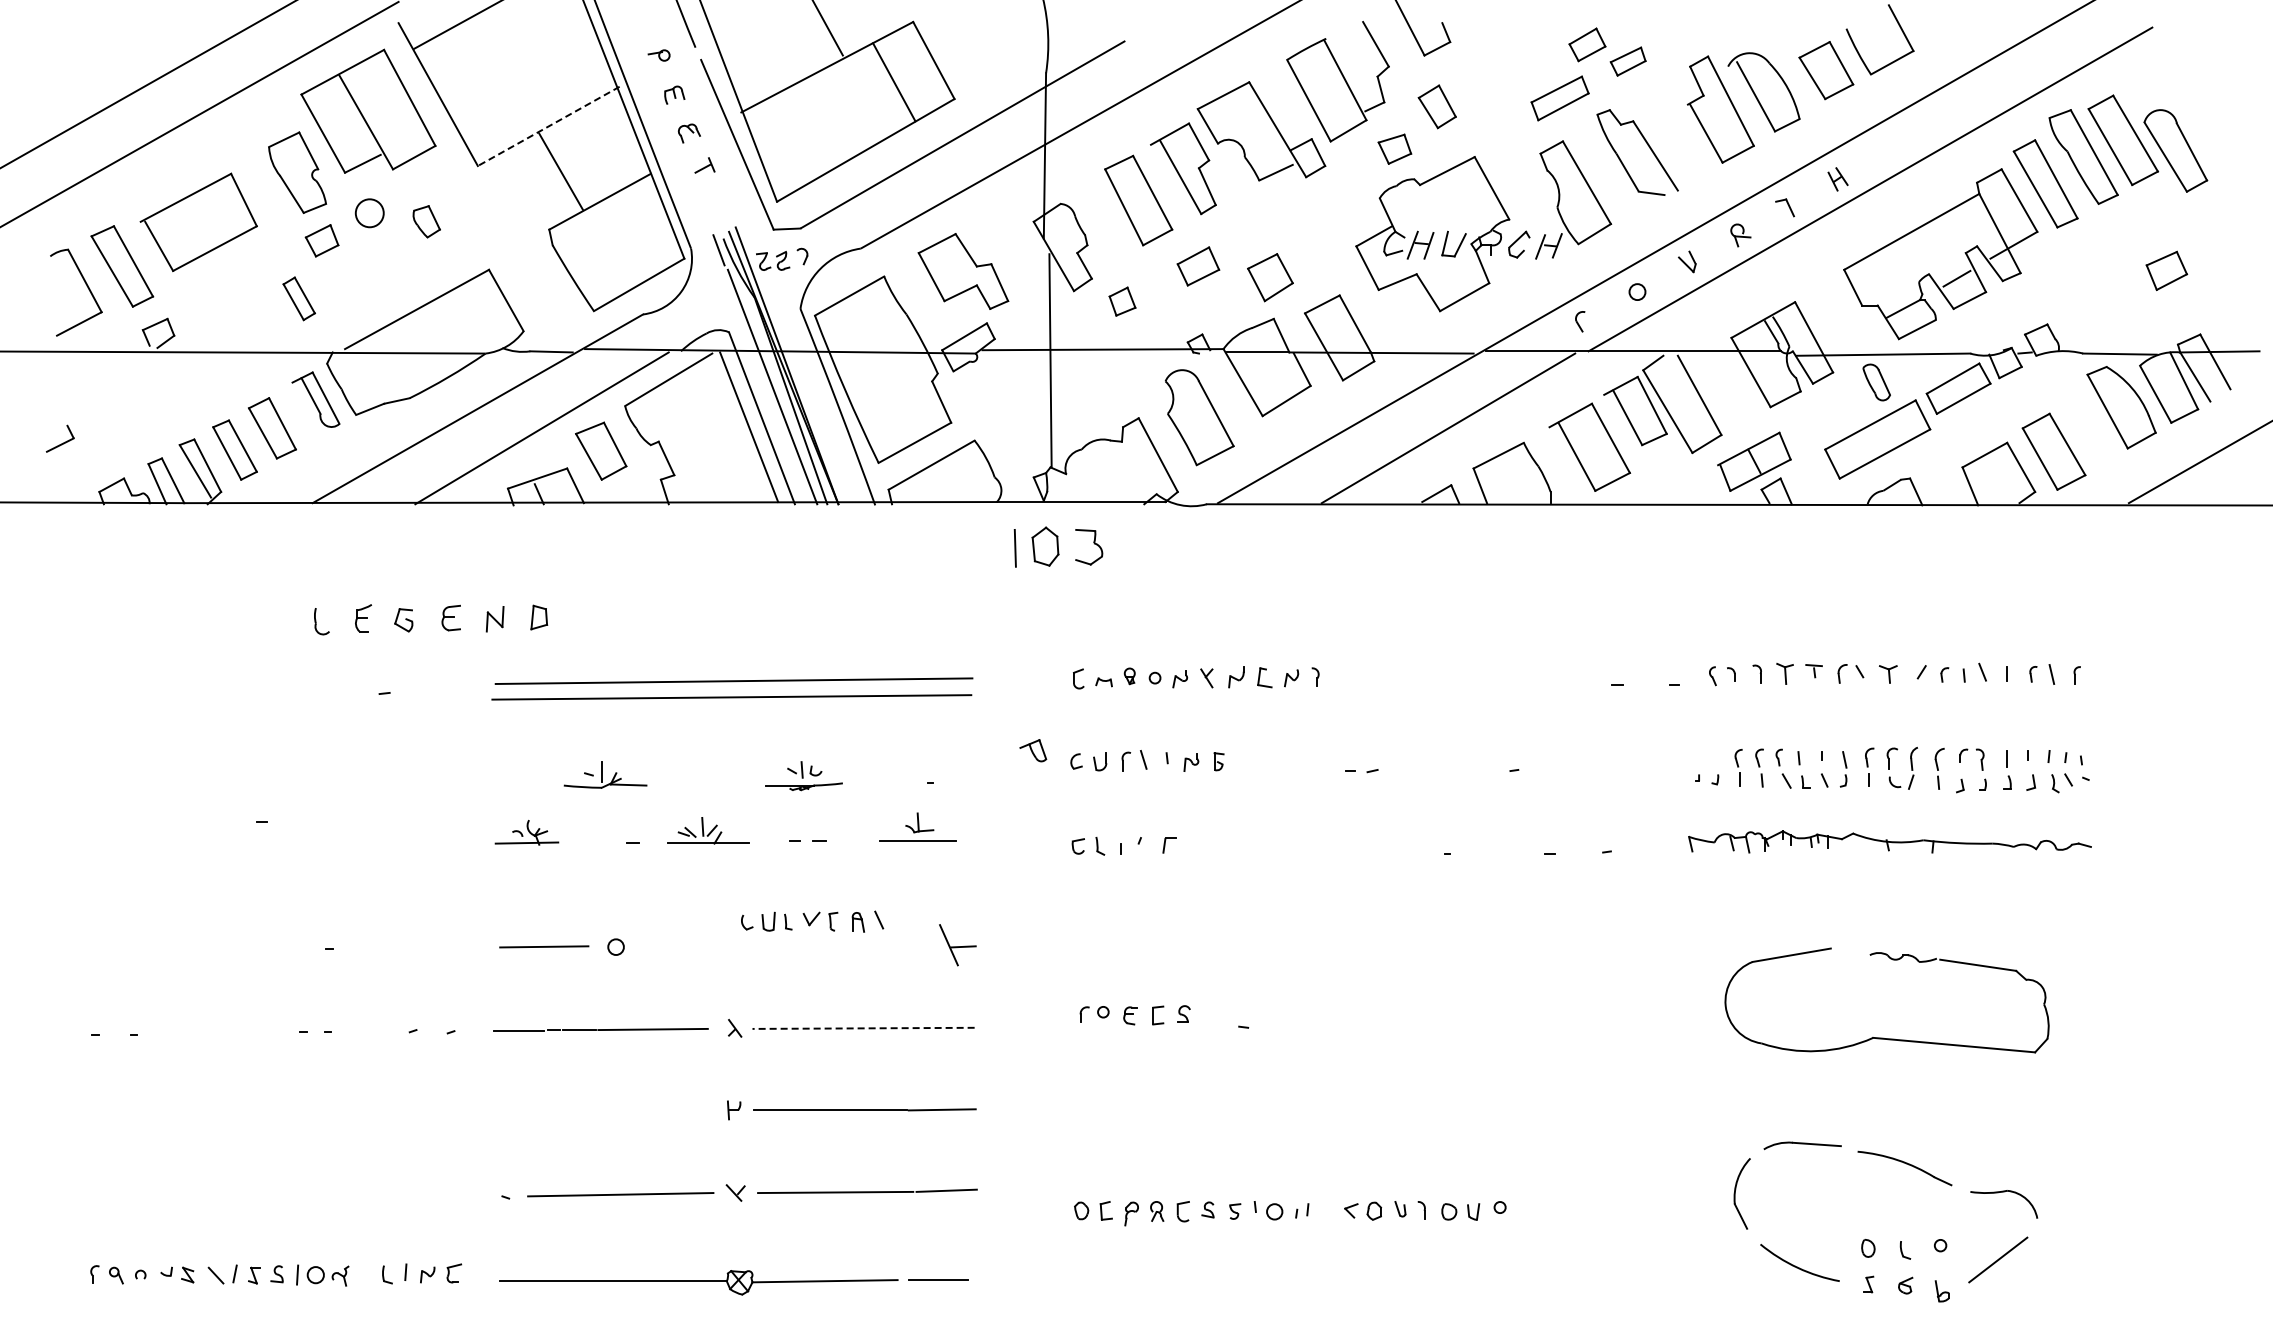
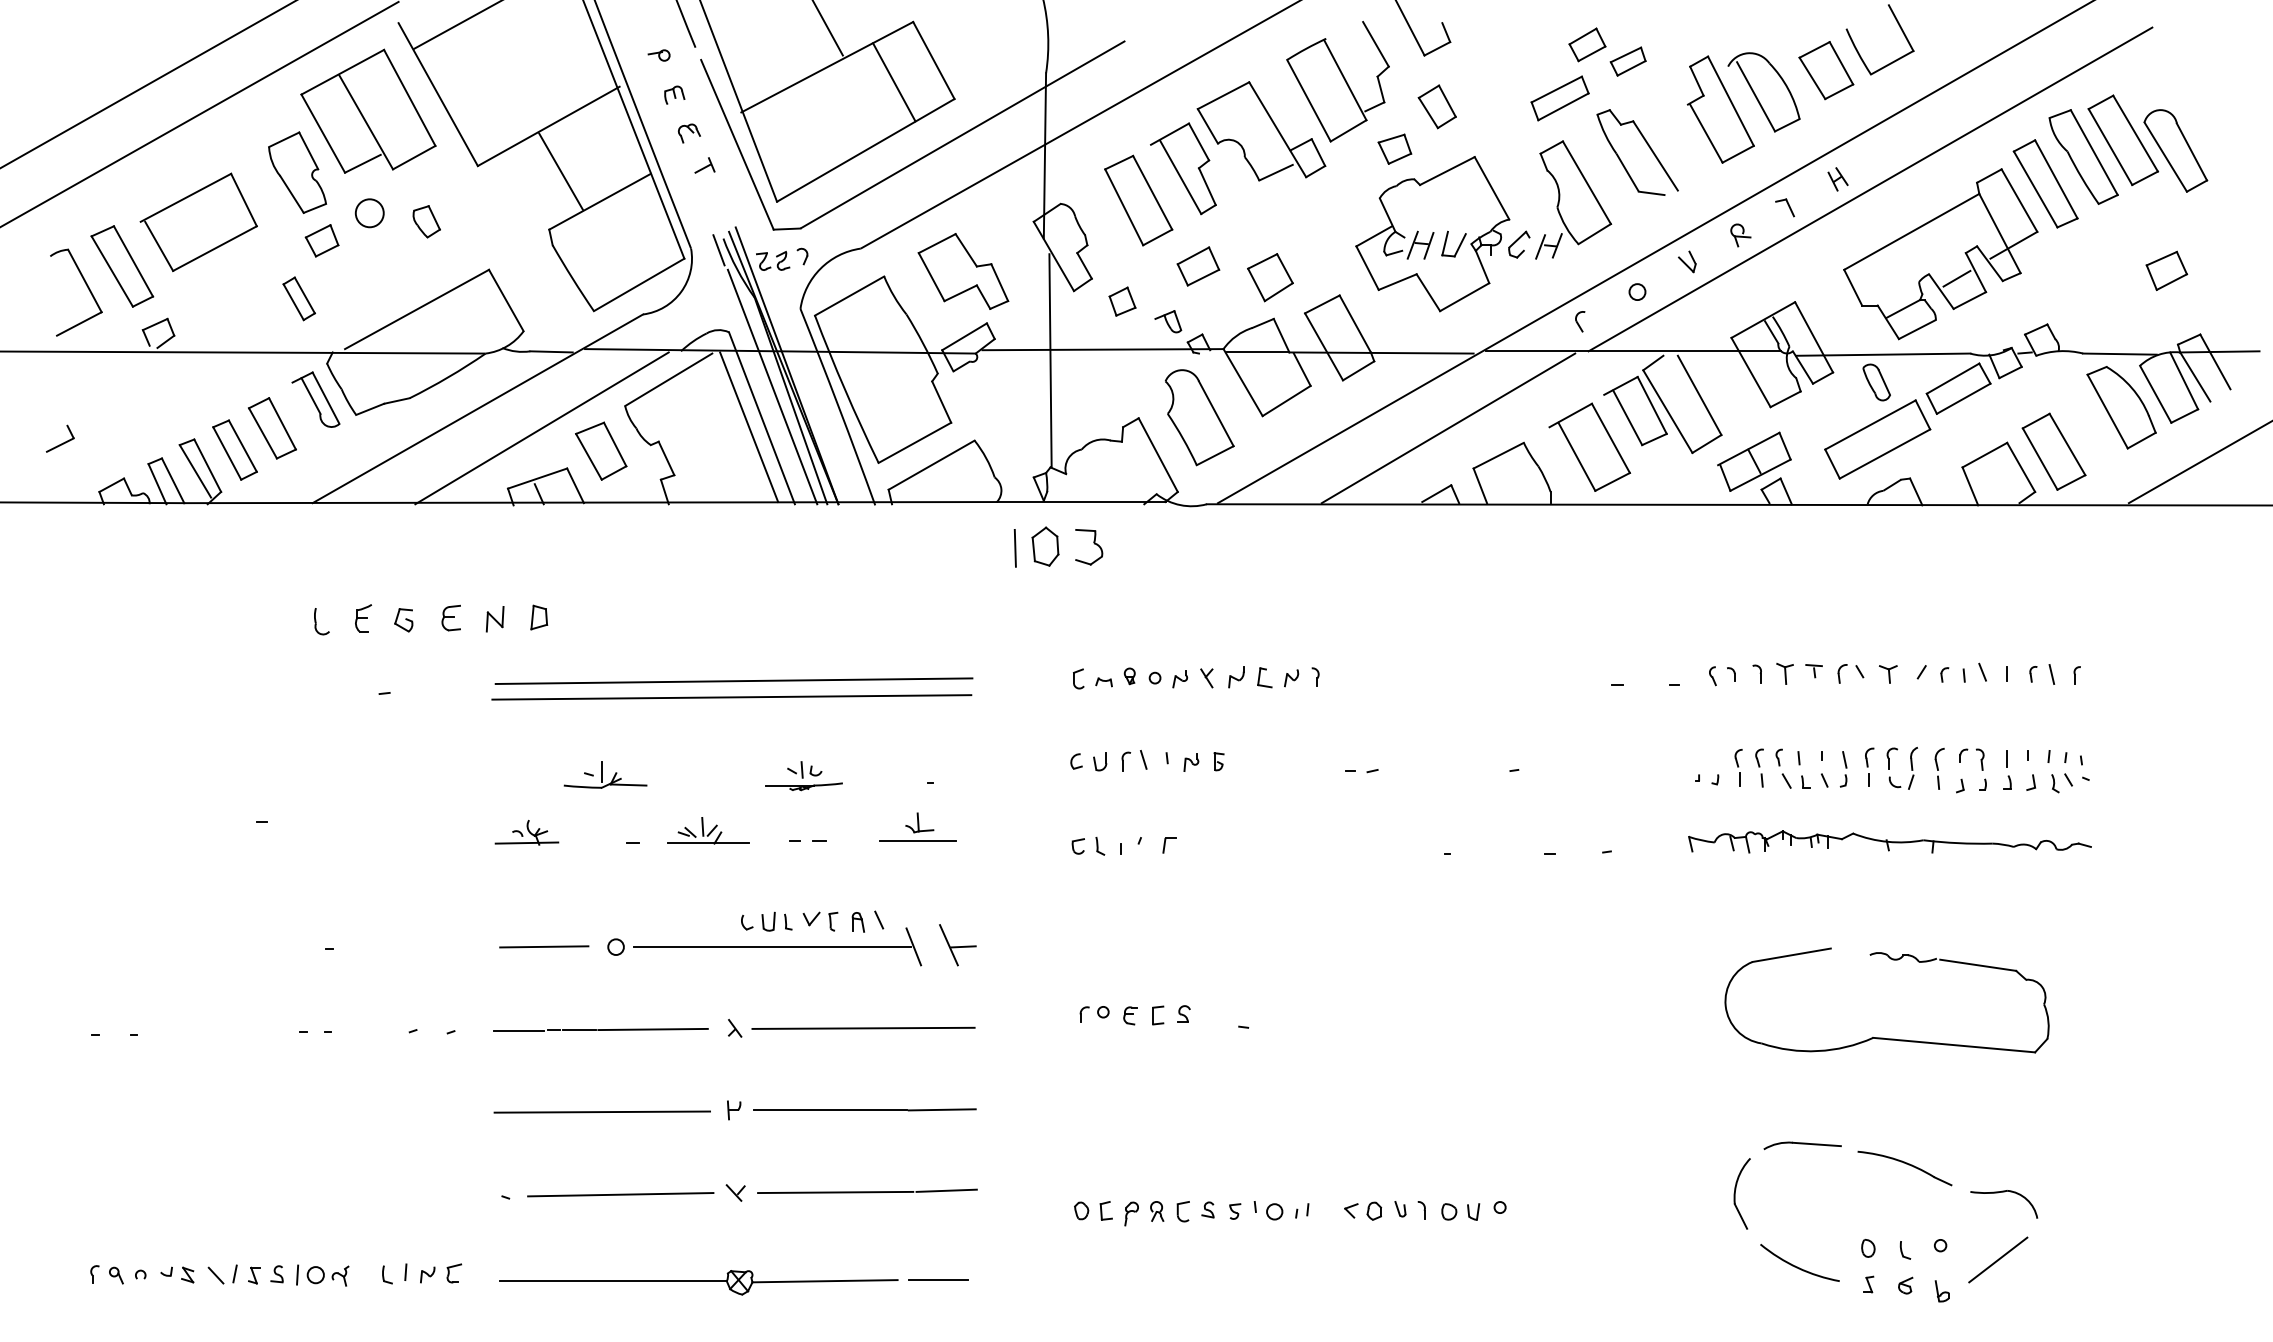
line: dashed -> solid (548, 126)
part position: (1033, 750) -> (1168, 321) (1168, 321)
part: none -> present (777, 946)
line: dashed -> solid (863, 1028)
line: none -> present (602, 1111)
